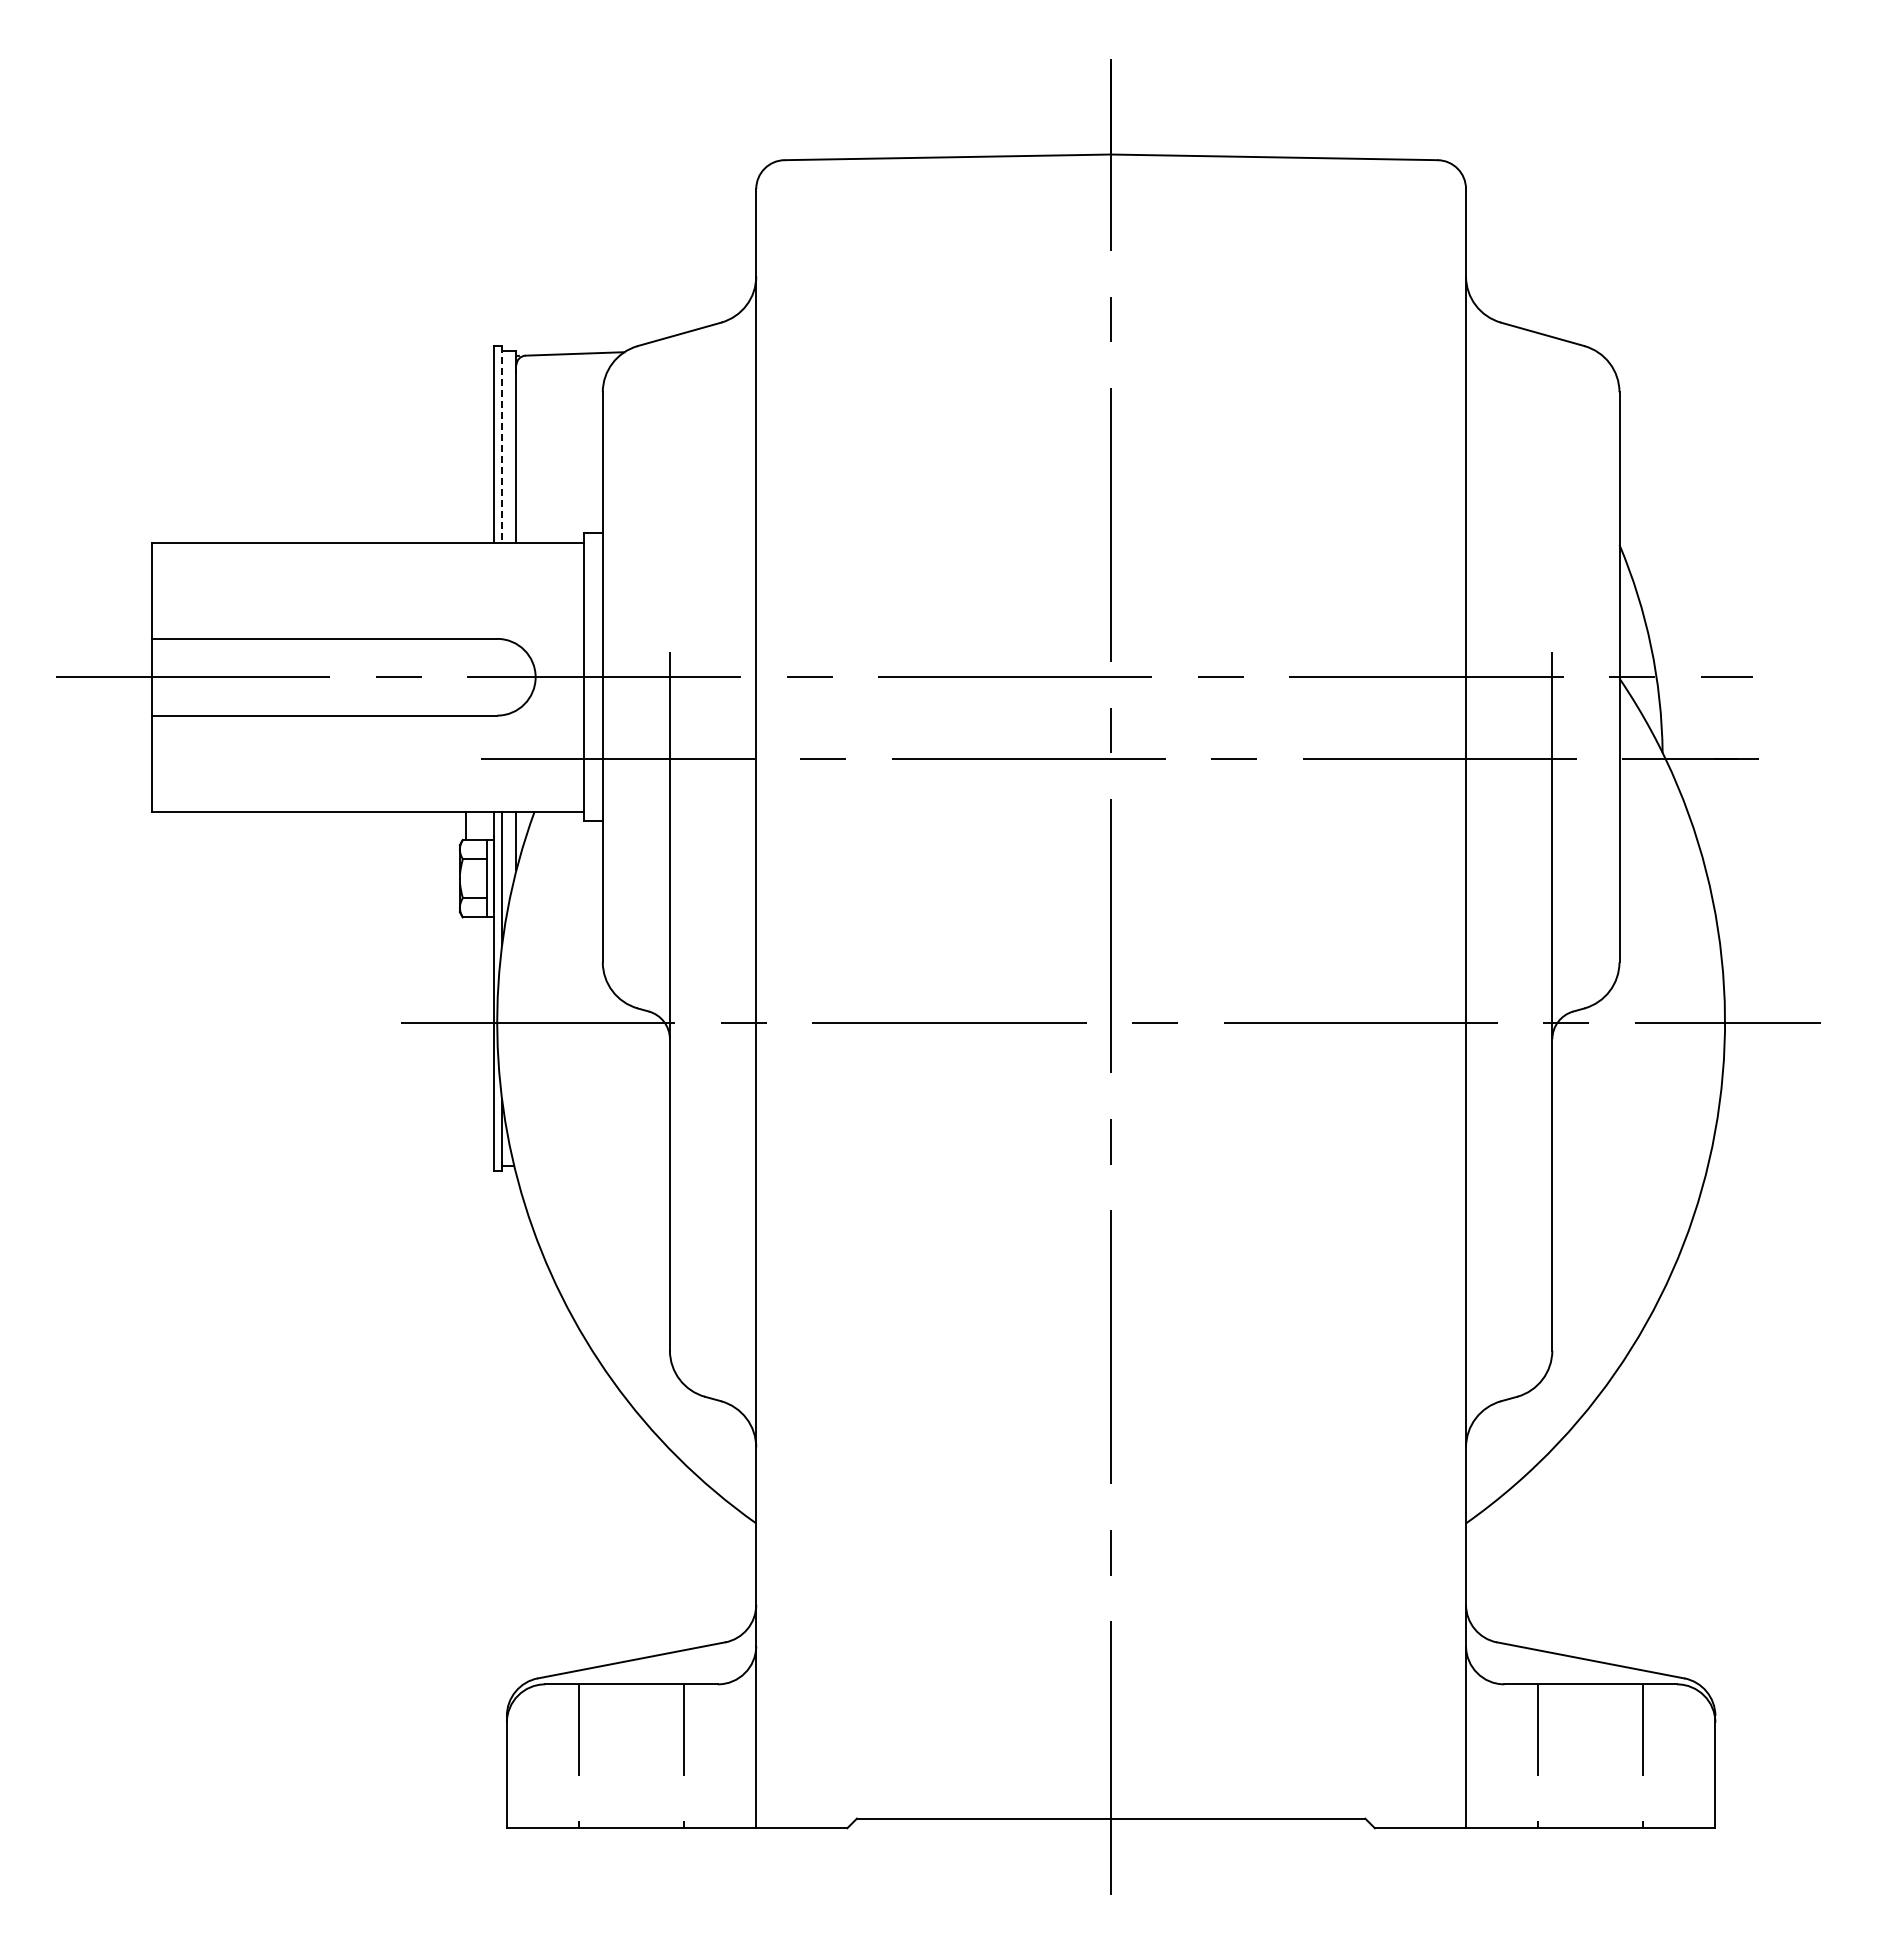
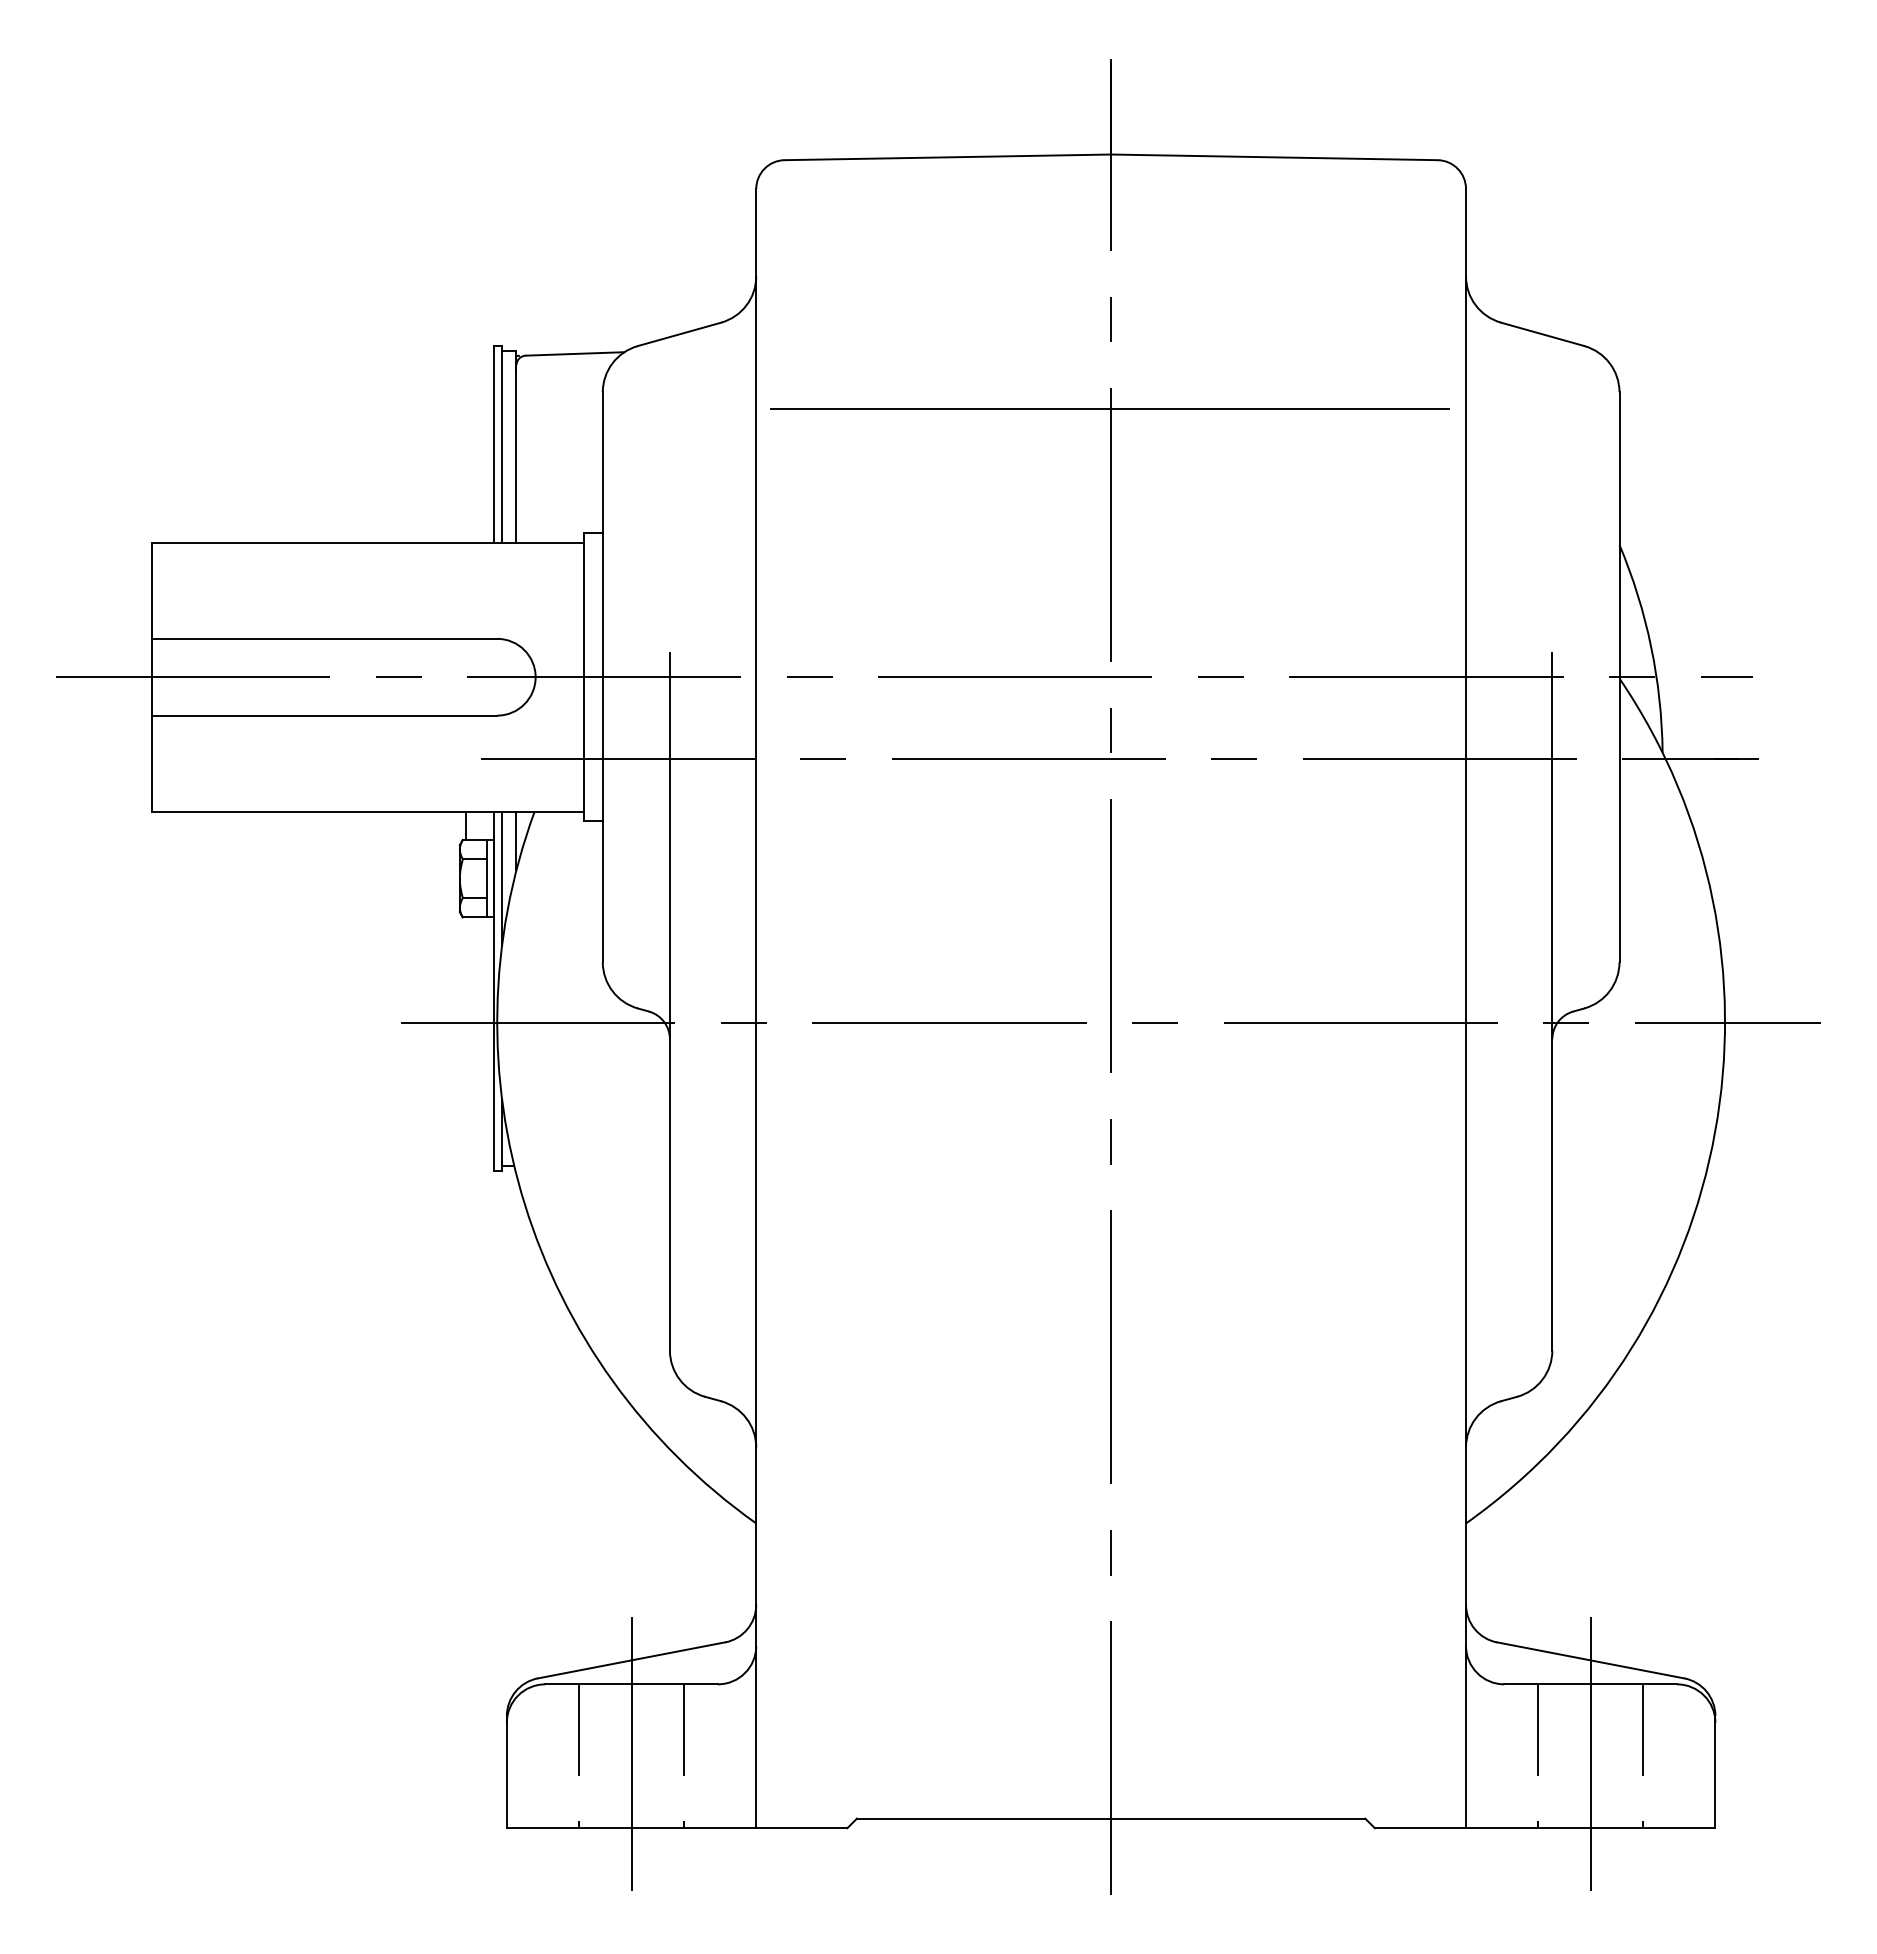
line: none -> present (1109, 408)
line: dashed -> solid (502, 445)
line: none -> present (631, 1756)
line: none -> present (1590, 1756)
